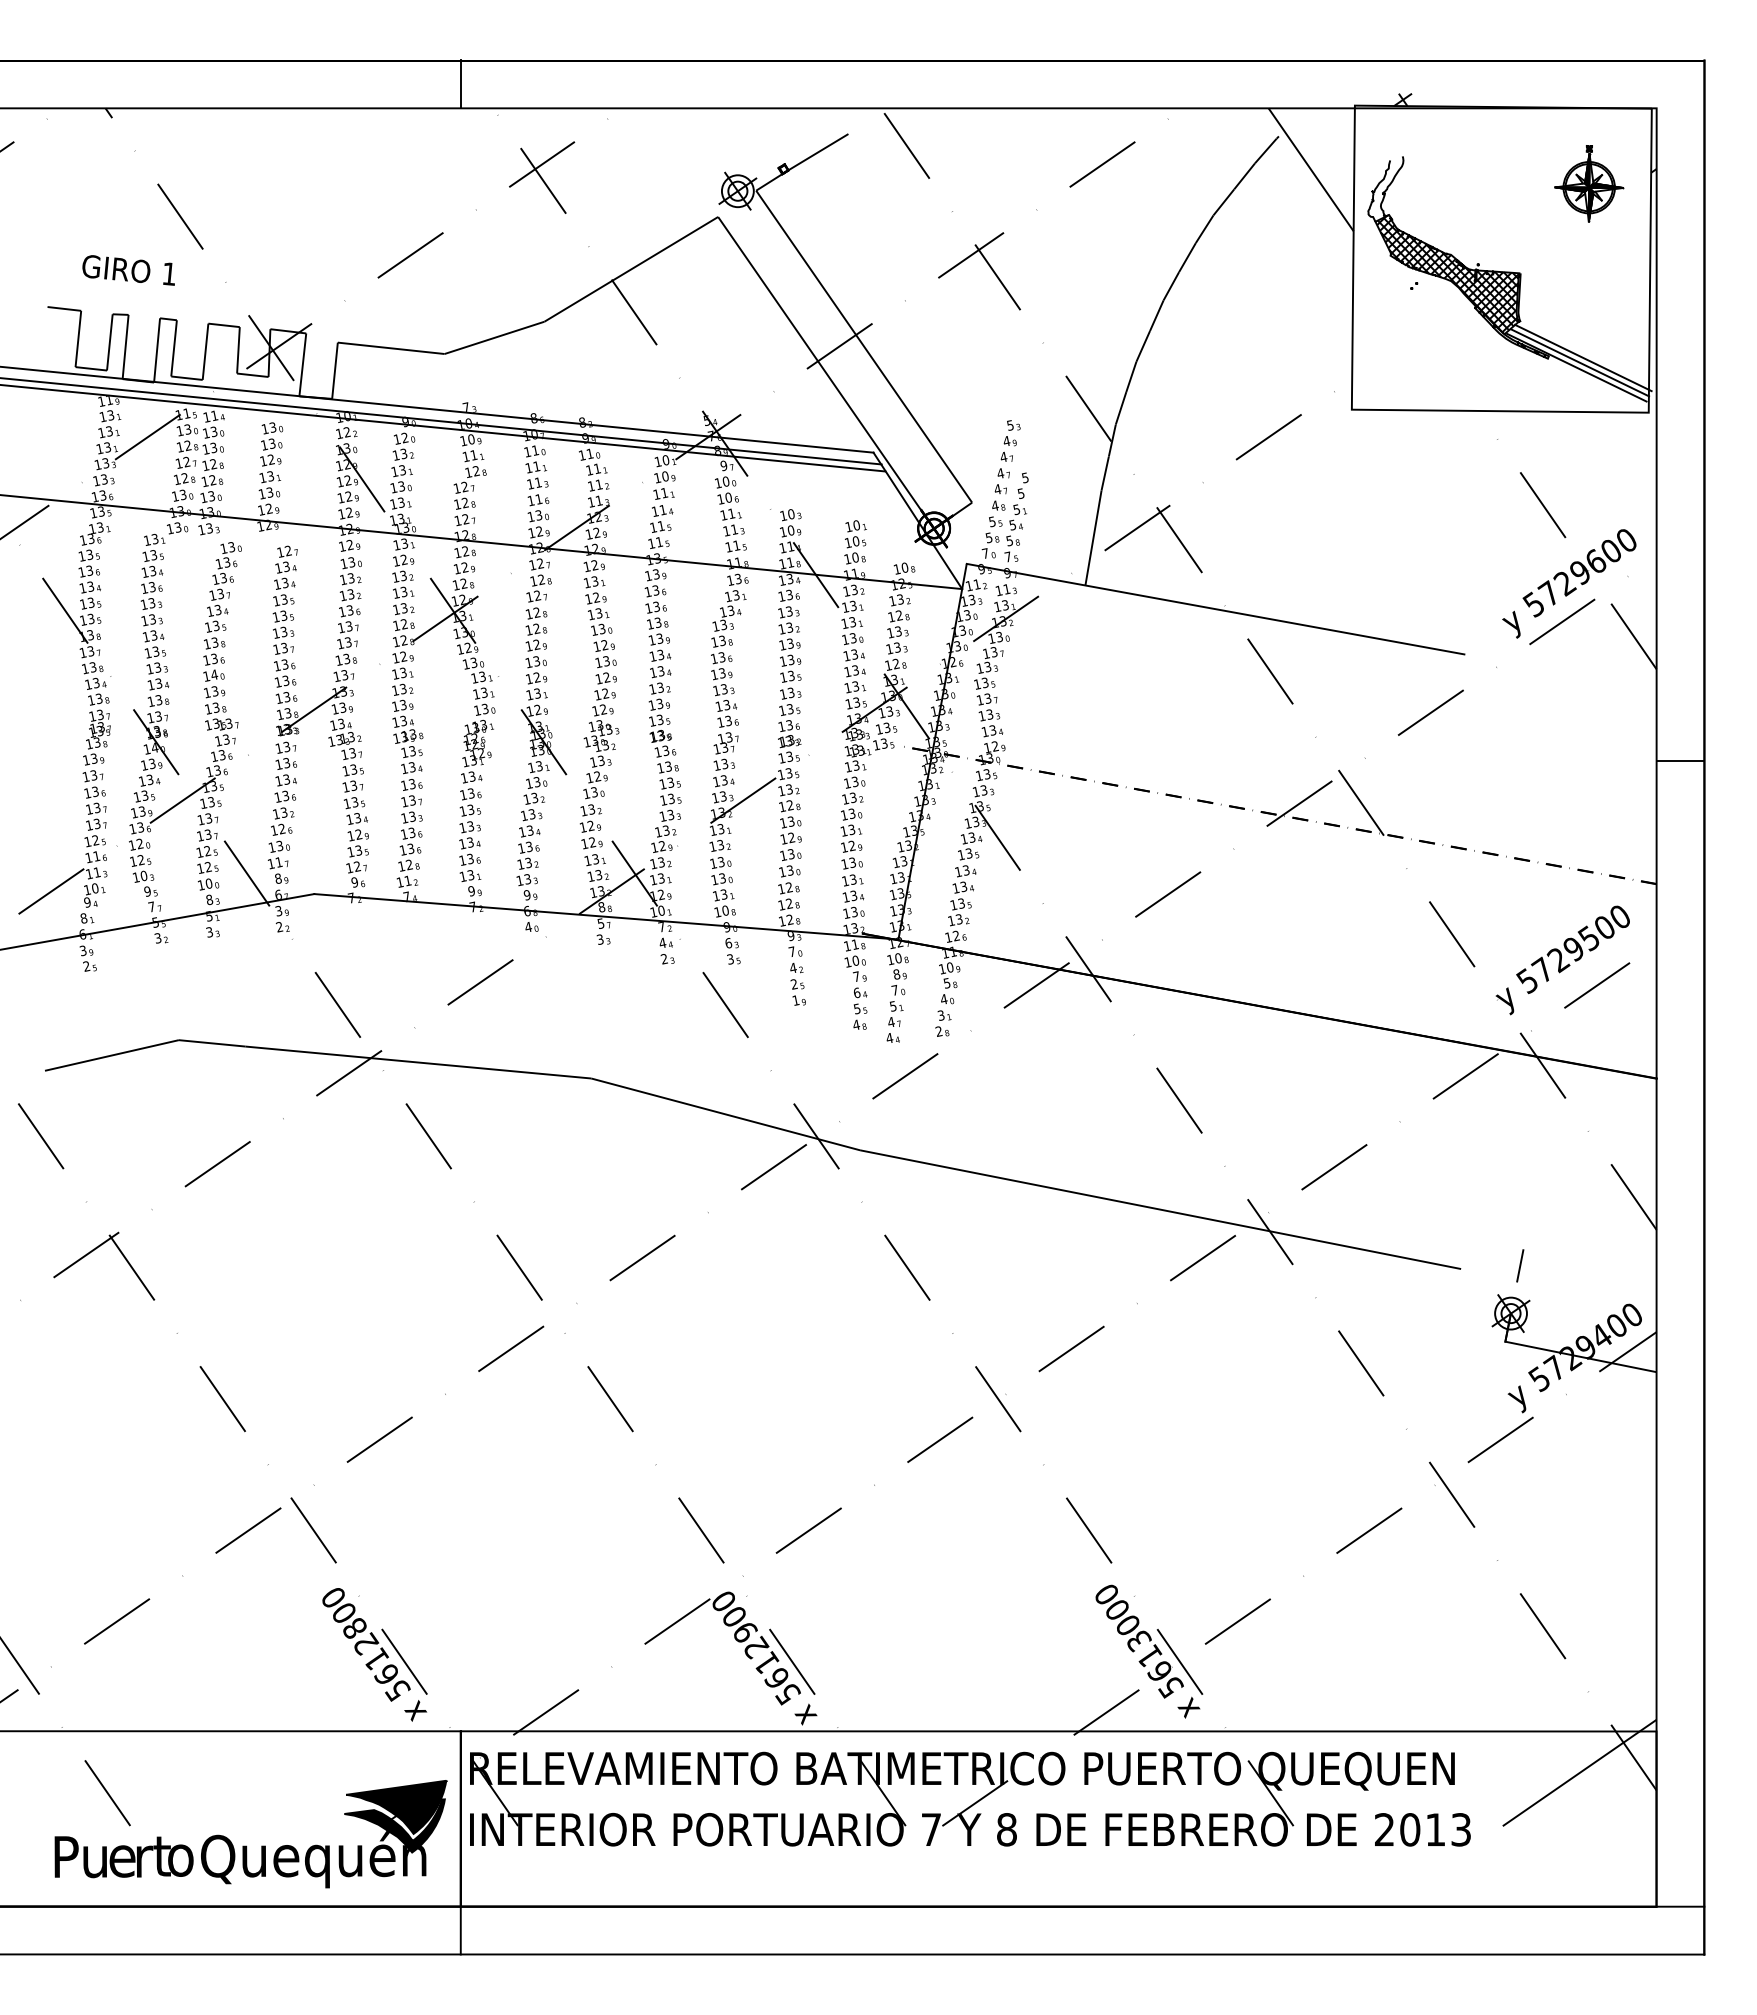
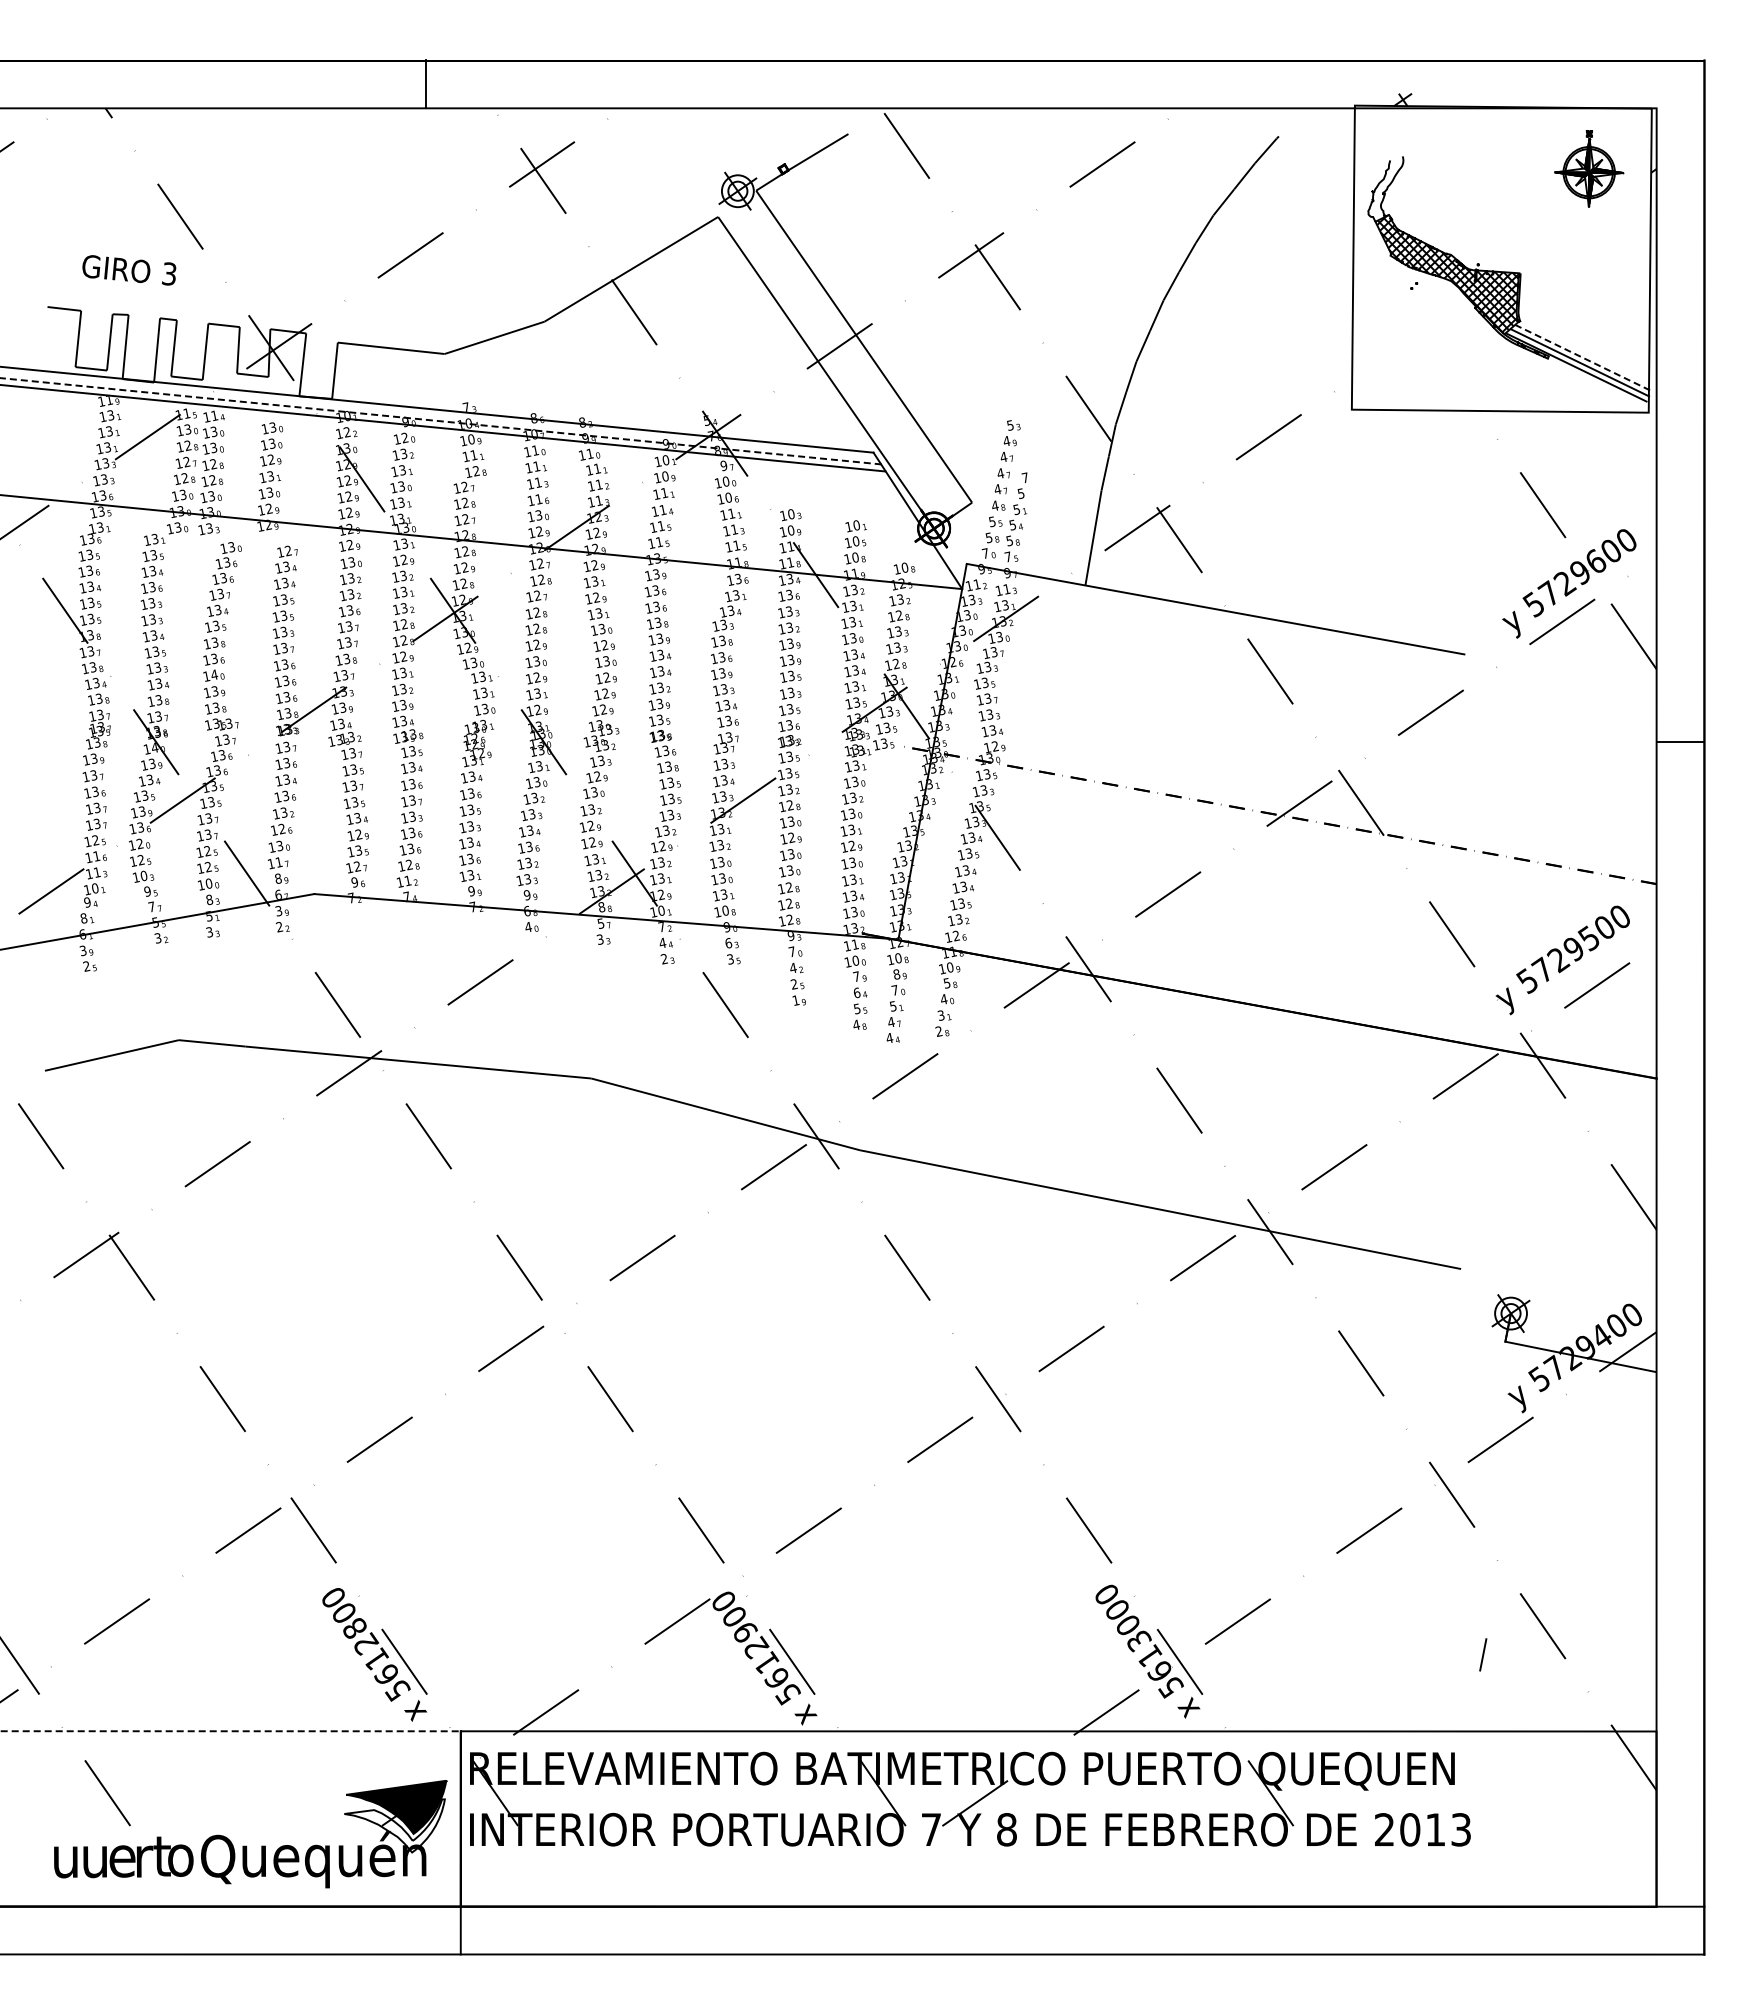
line position: (460, 84) -> (425, 84) (425, 84)
line: present -> none (1310, 169)
part position: (1589, 183) -> (1589, 168) (1589, 168)
text: 1 -> 3 (168, 273)
line: solid -> dashed (1583, 358)
line: solid -> dashed (440, 421)
text: 5 -> 7 (1024, 477)
line position: (1680, 761) -> (1680, 742) (1680, 742)
line position: (1520, 1265) -> (1483, 1654) (1483, 1654)
line: solid -> dashed (231, 1731)
line: present -> none (1579, 1772)
fill: present -> none (394, 1825)
text: P -> u (66, 1857)
